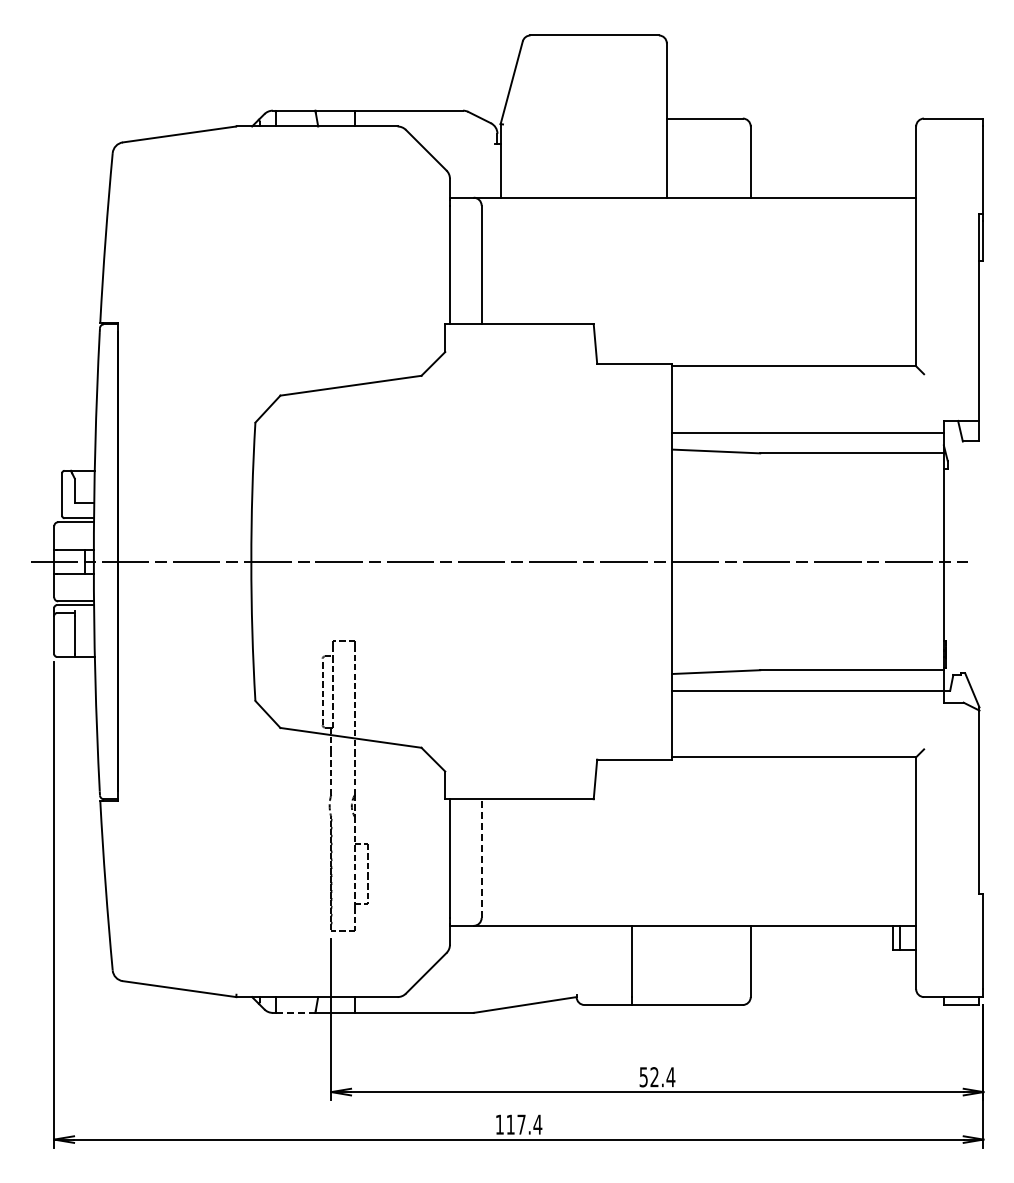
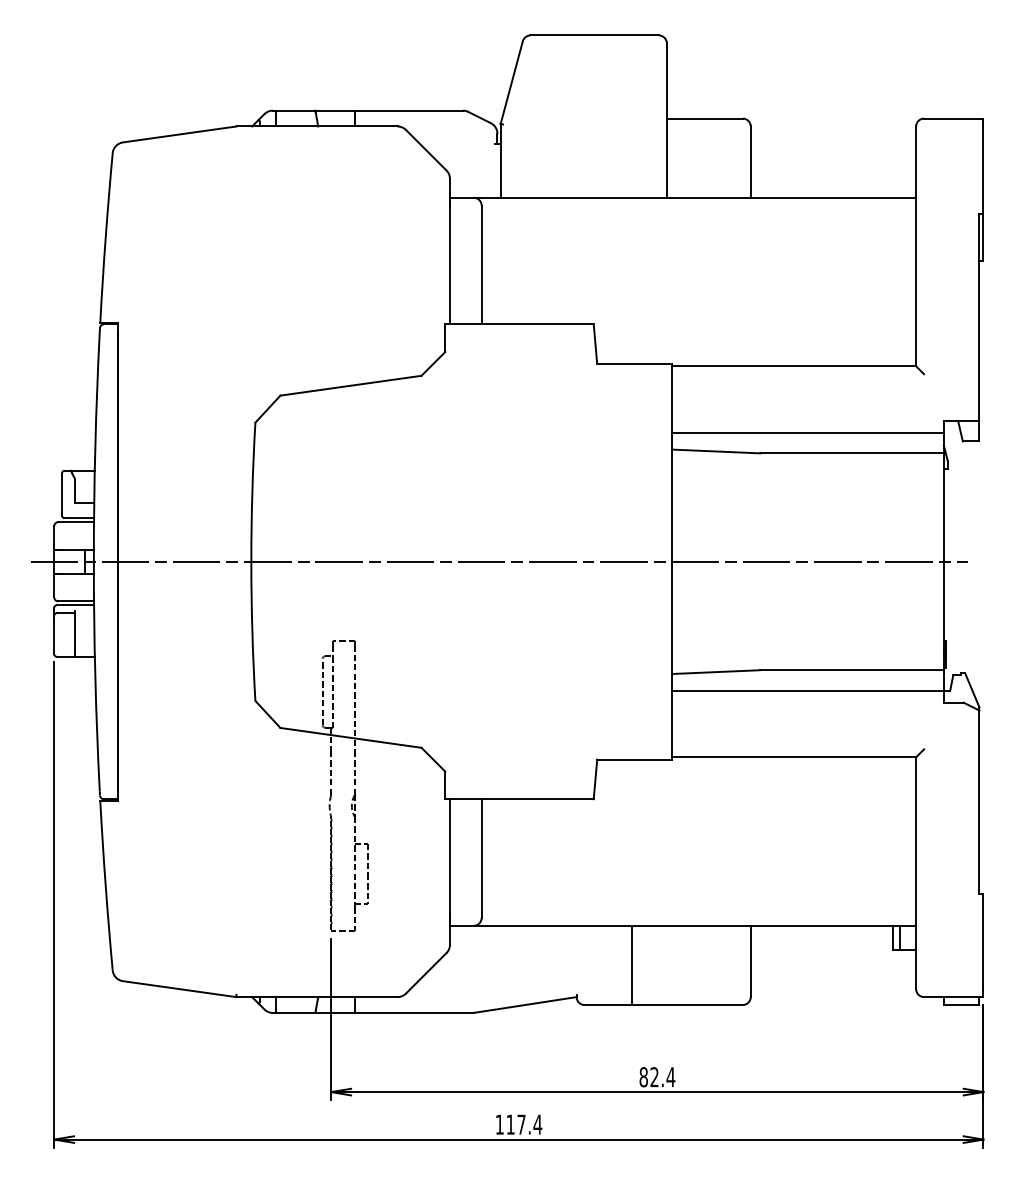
line: dashed -> solid (481, 858)
line: dashed -> solid (296, 1012)
text: 52.4 -> 82.4 (643, 1077)
